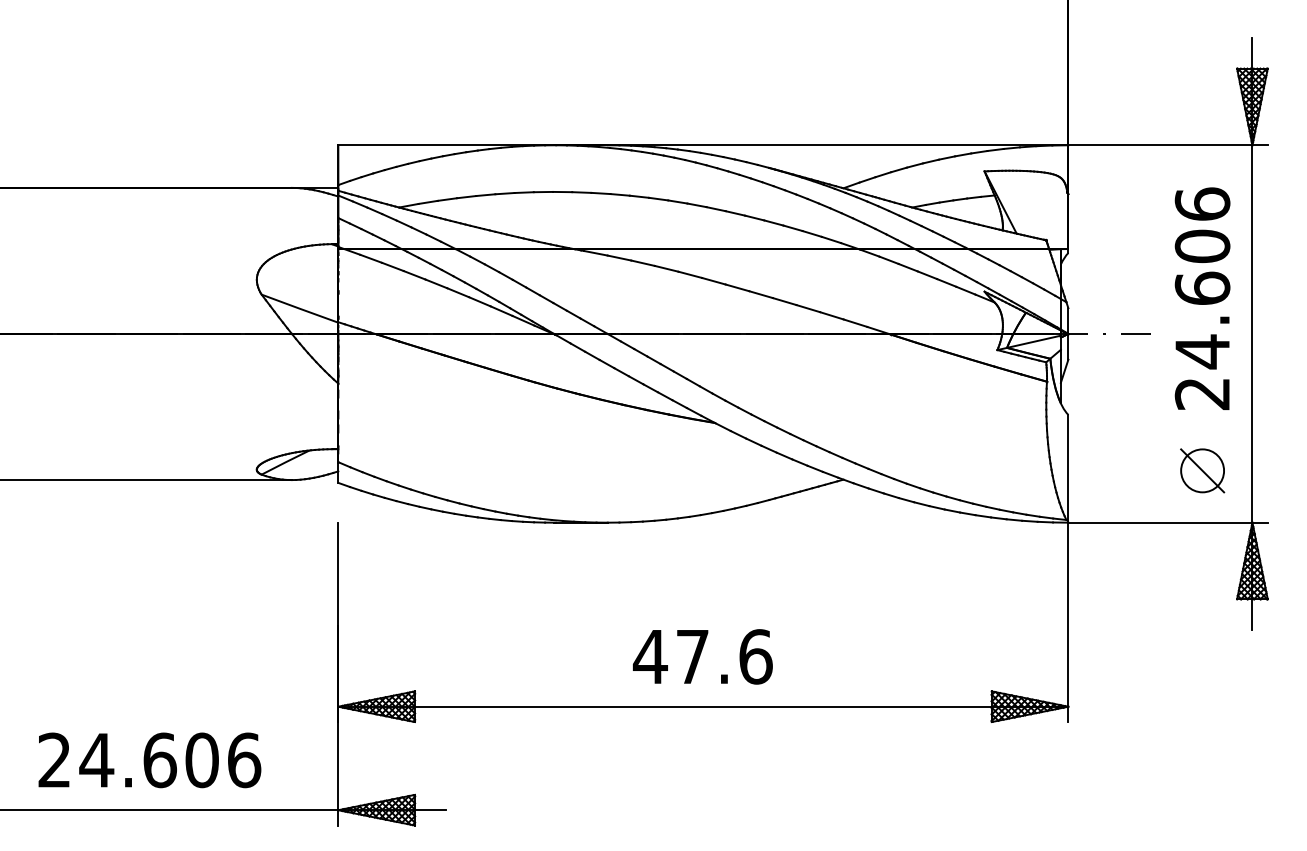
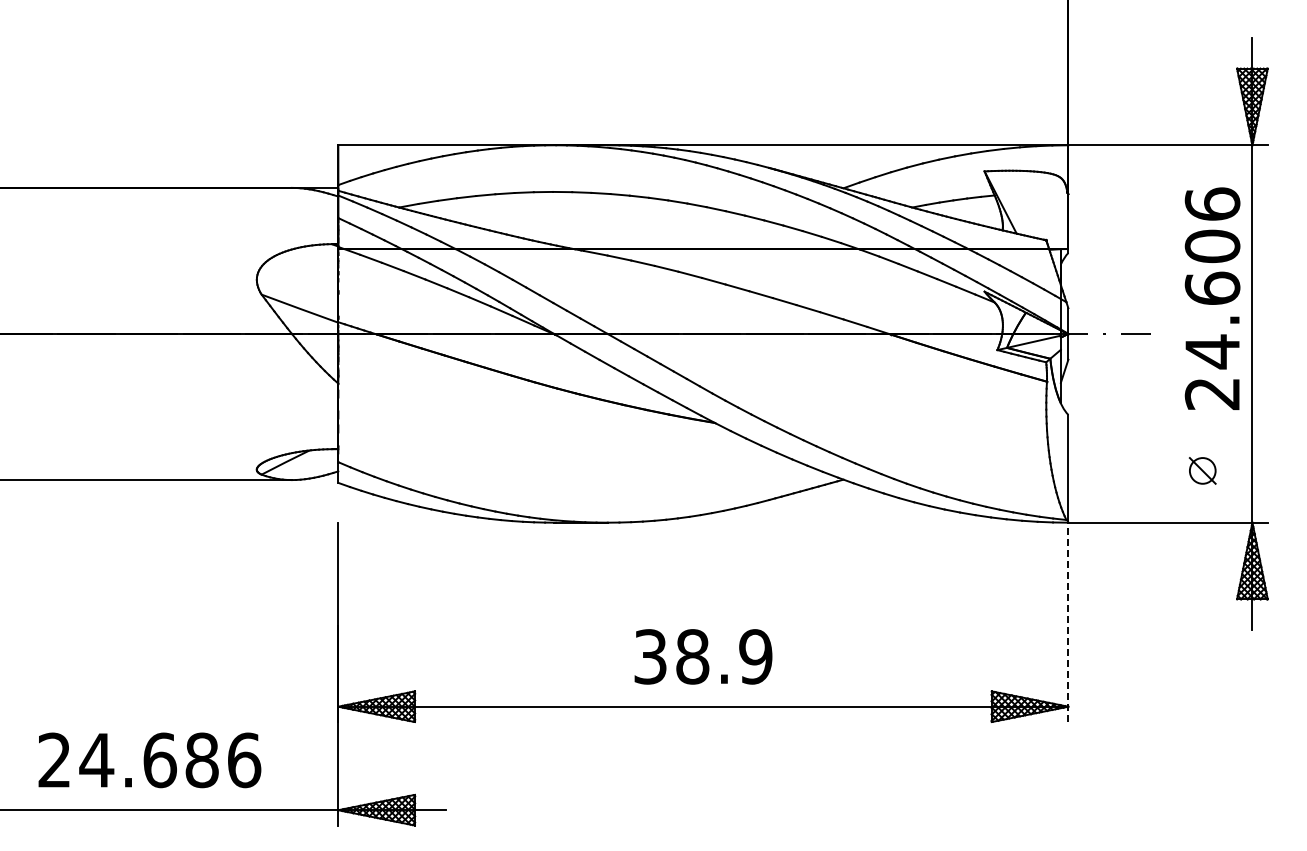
text position: (1202, 298) -> (1212, 298) (1212, 298)
part size: 46x46 px -> 29x28 px (1202, 470)
line: solid -> dashed (1068, 622)
text: 47.6 -> 38.9 (702, 656)
text: 24.606 -> 24.686 (201, 759)
